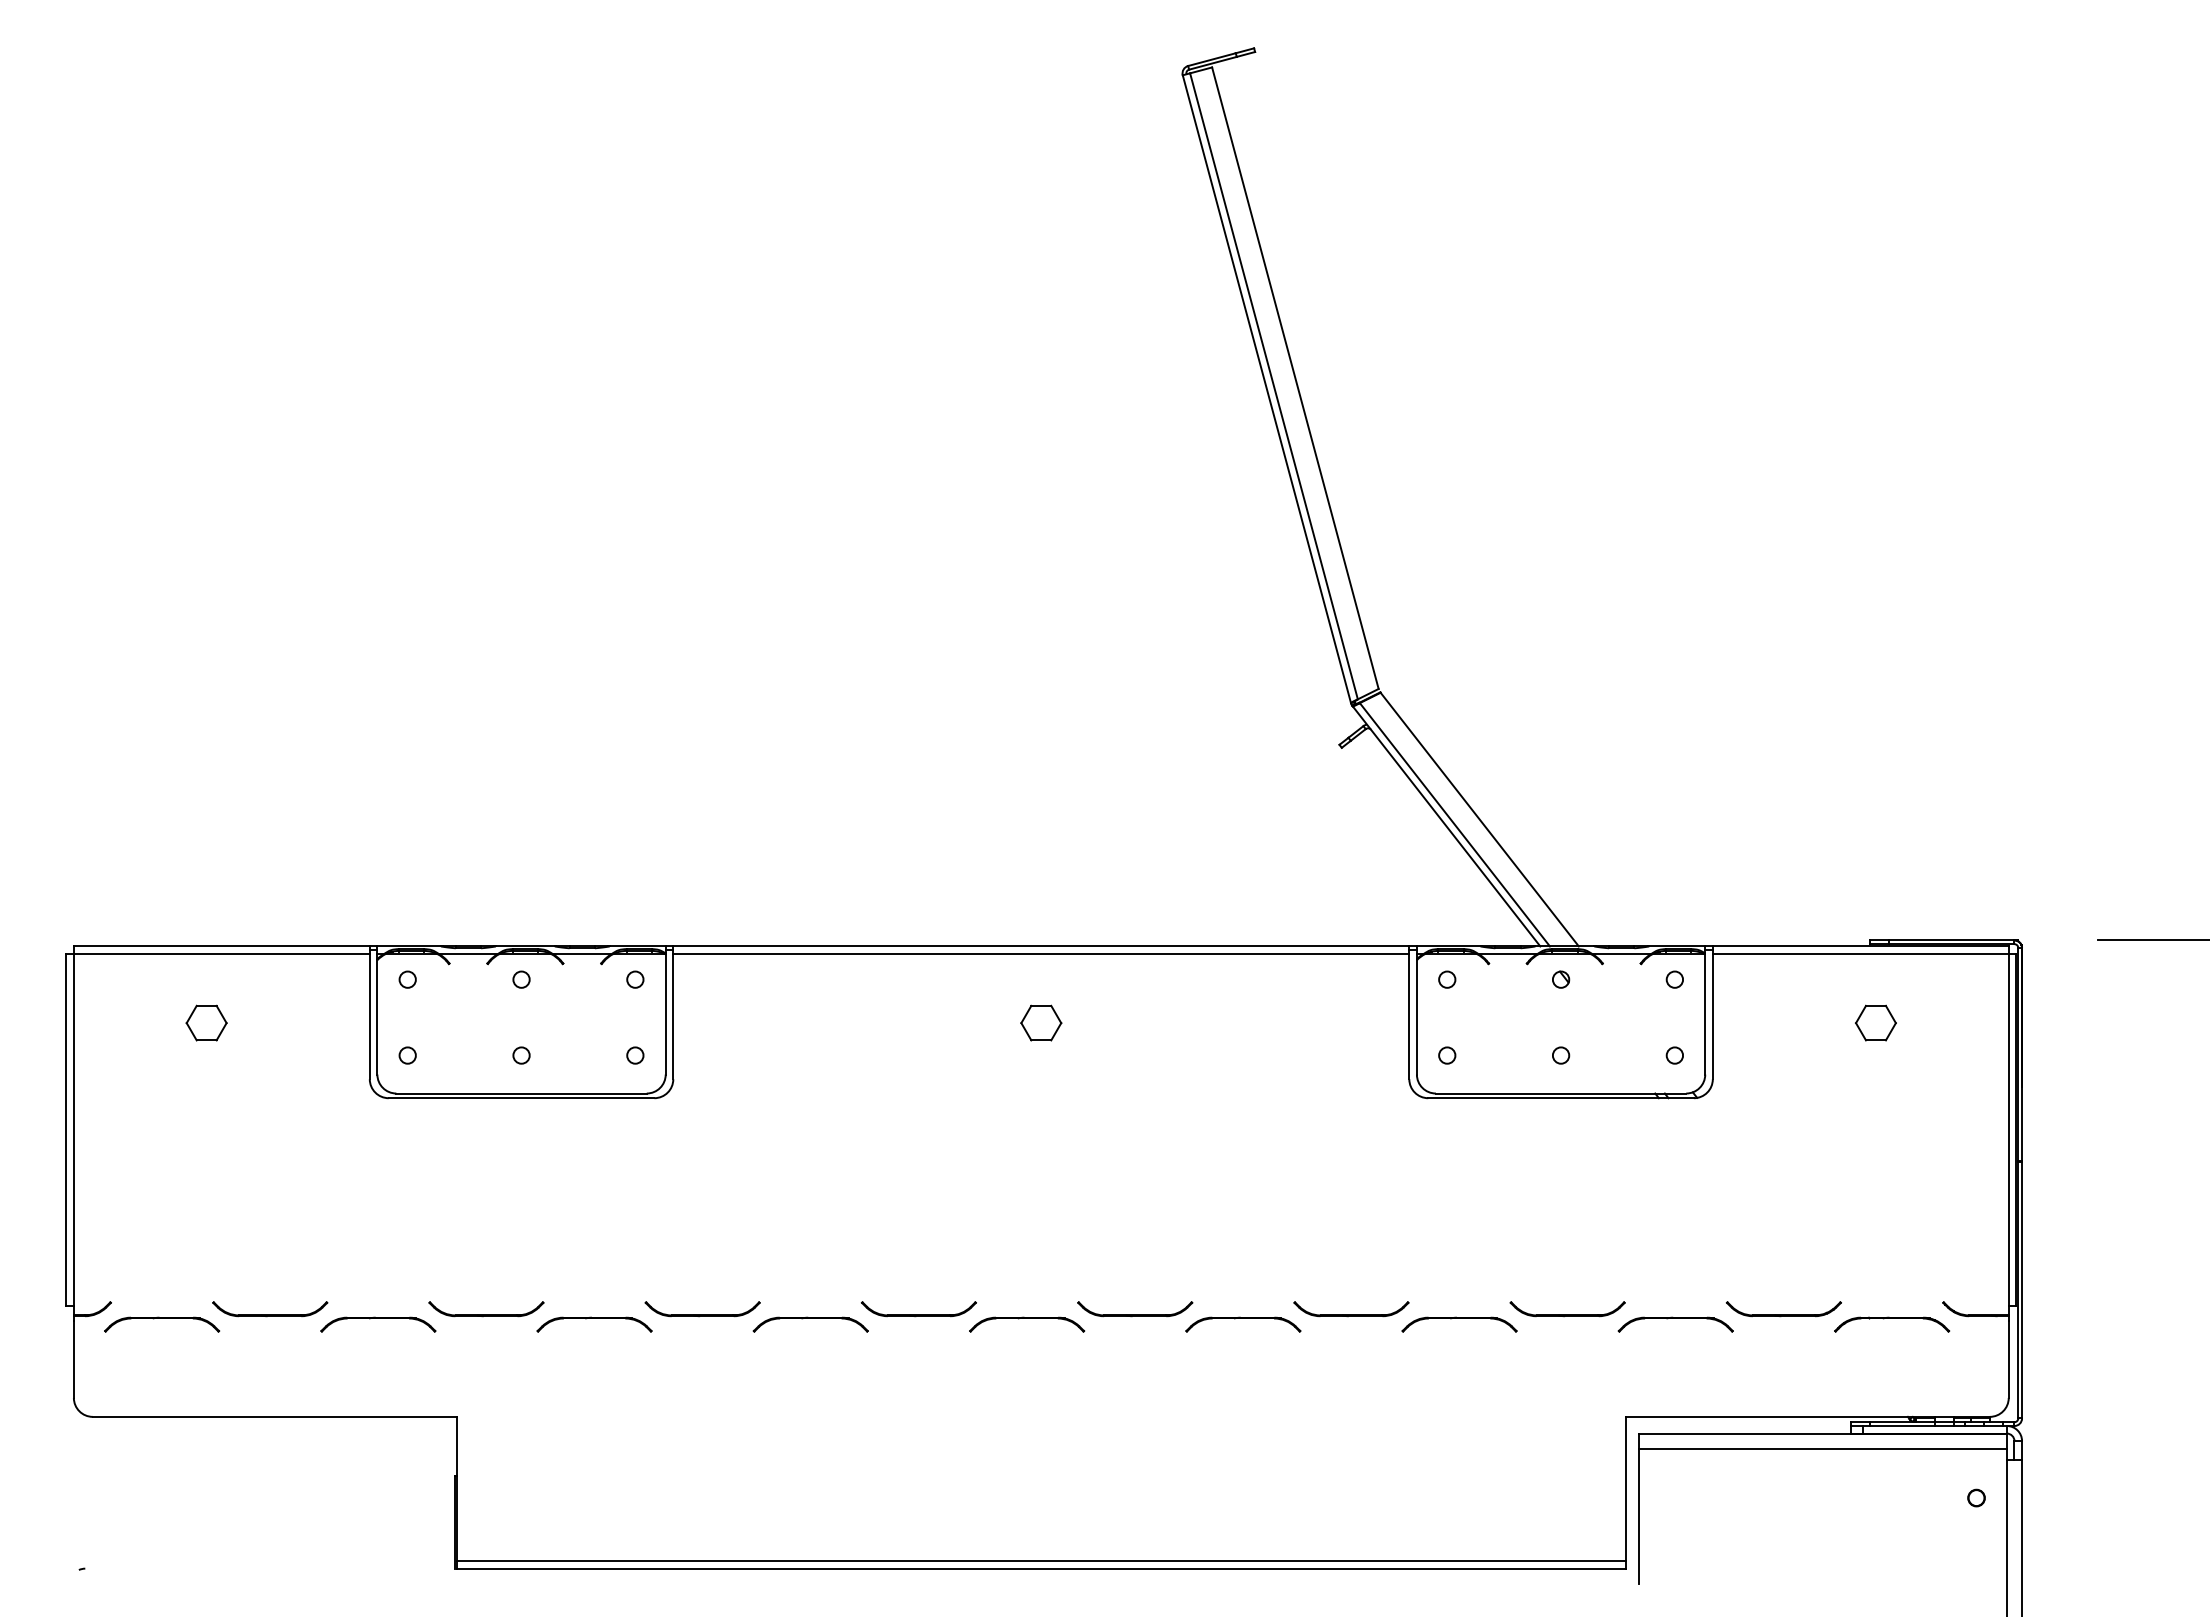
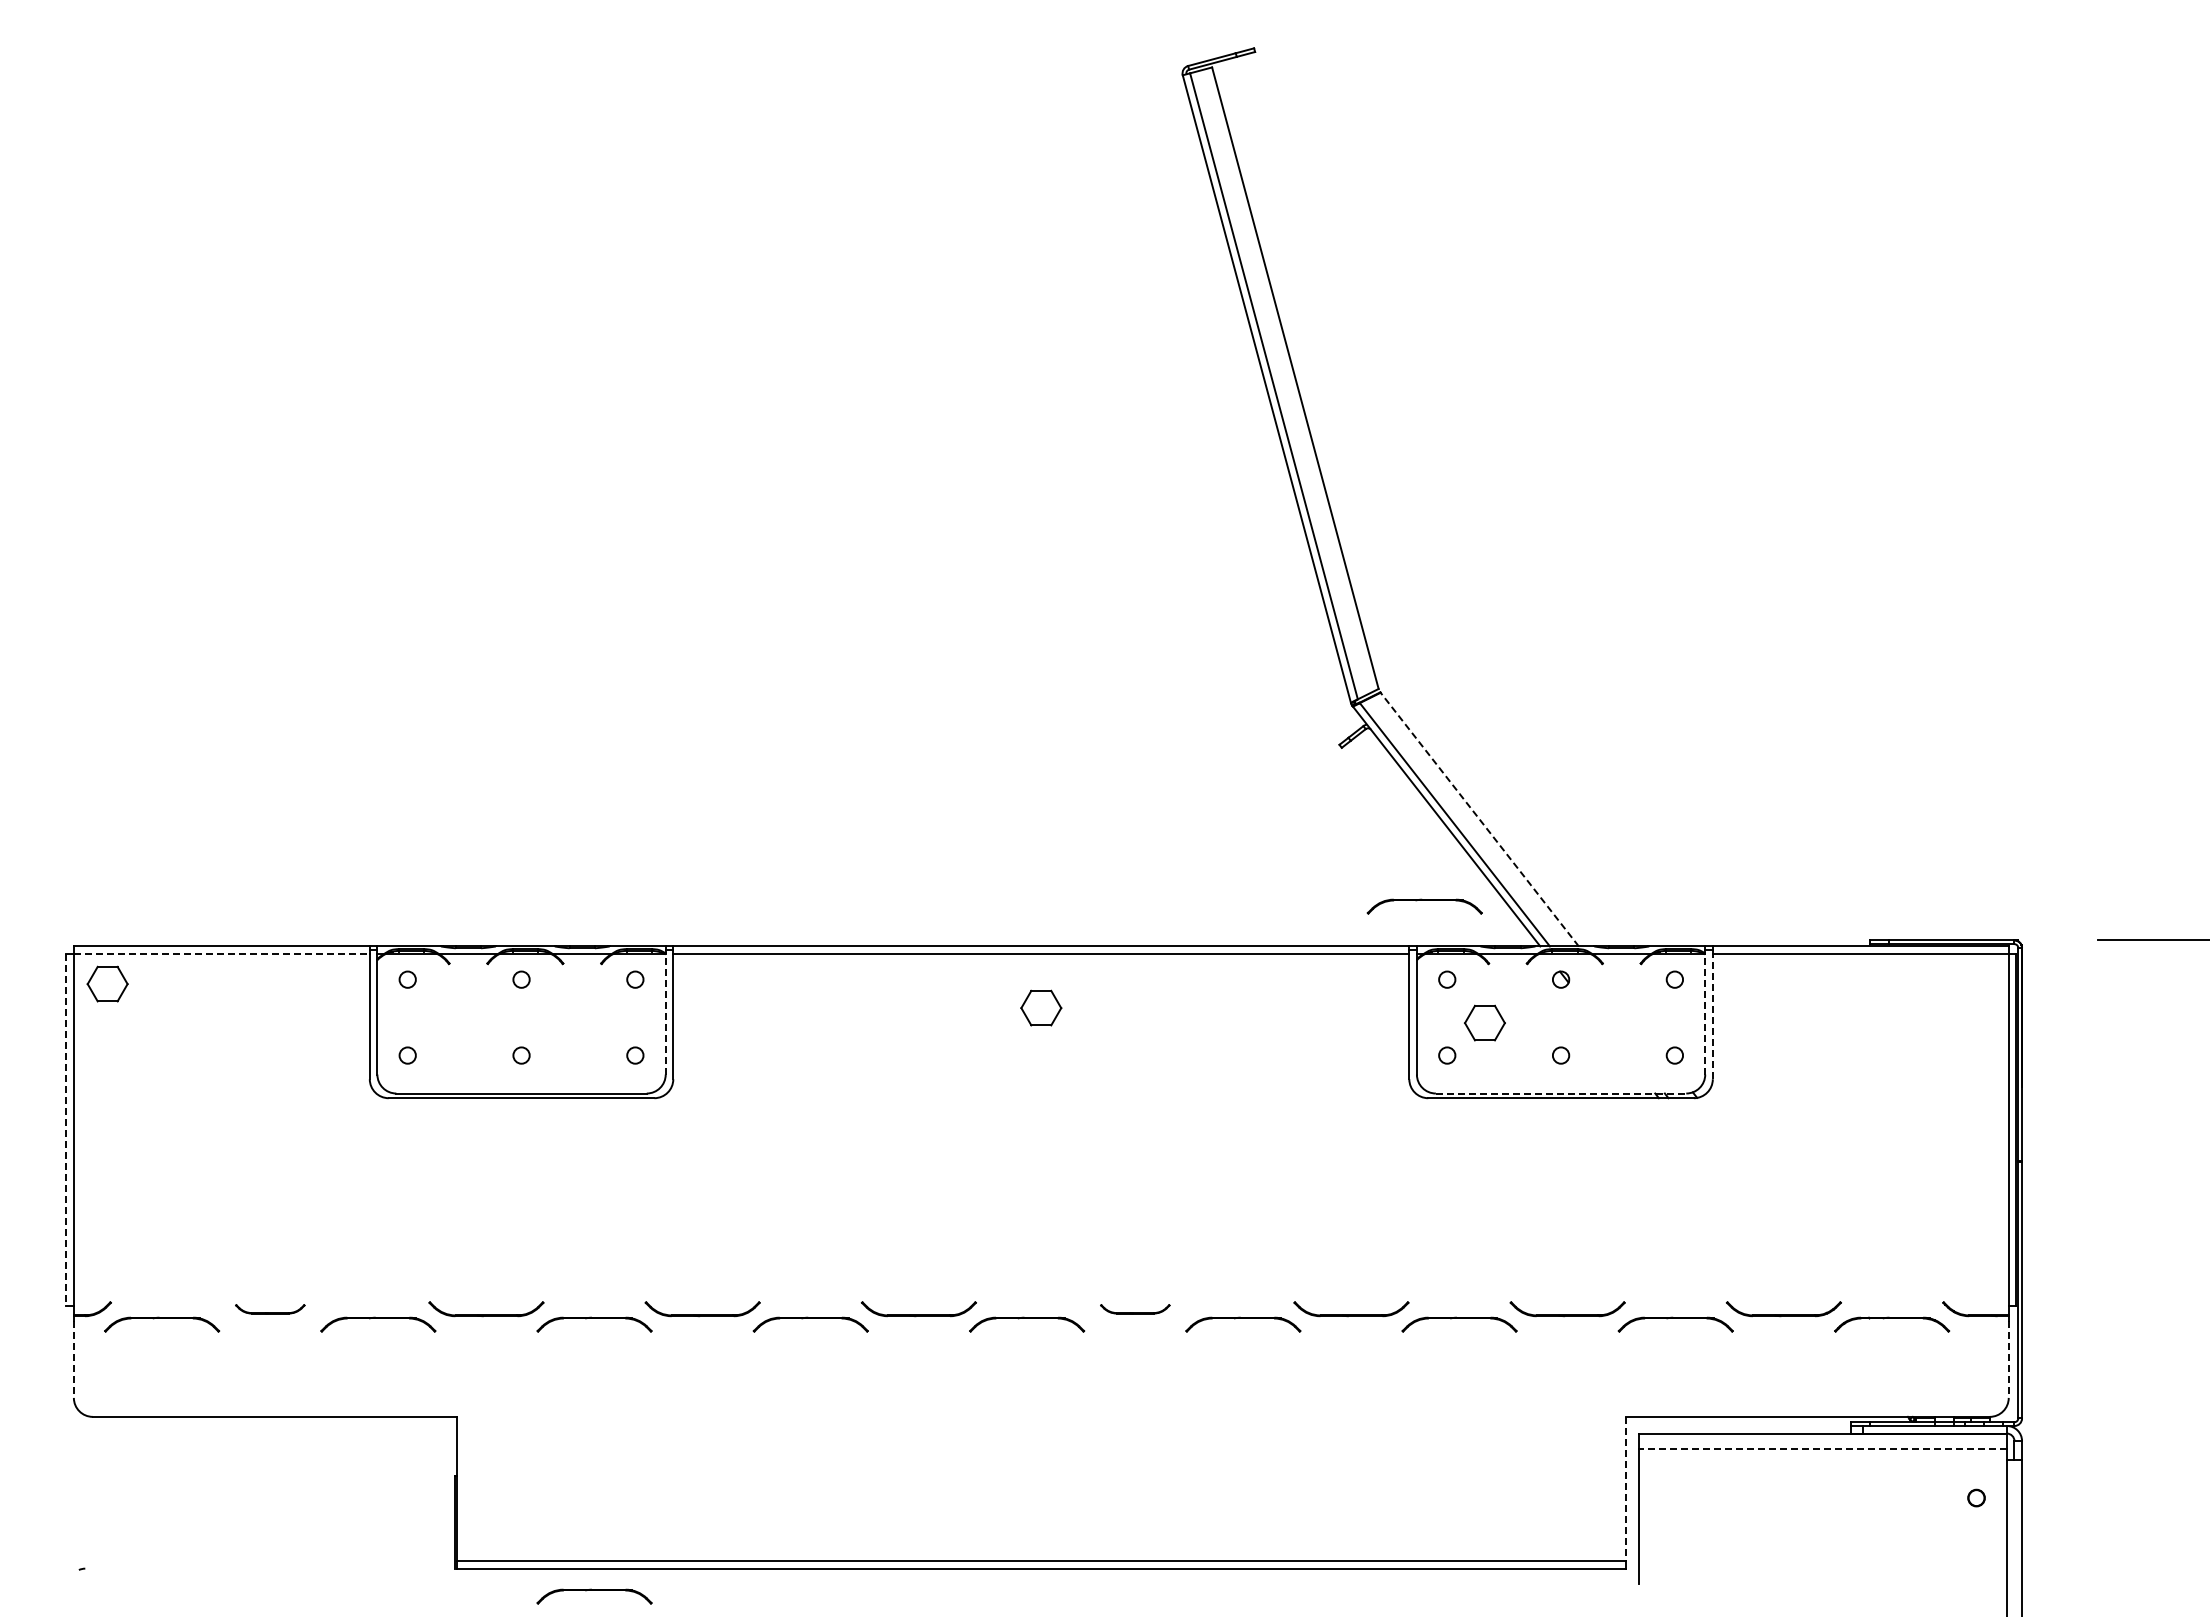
line: solid -> dashed (1479, 819)
part: none -> present (1424, 906)
line: solid -> dashed (221, 954)
line: solid -> dashed (665, 1013)
line: solid -> dashed (1705, 1013)
line: solid -> dashed (1712, 1016)
part position: (206, 1022) -> (107, 983) (107, 983)
part position: (1041, 1022) -> (1041, 1007) (1041, 1007)
part position: (1875, 1022) -> (1484, 1022) (1484, 1022)
line: solid -> dashed (1561, 1093)
line: solid -> dashed (66, 1130)
part size: 117x17 px -> 71x11 px (270, 1309)
part size: 117x17 px -> 71x11 px (1135, 1309)
line: solid -> dashed (73, 1360)
line: solid -> dashed (2008, 1360)
line: solid -> dashed (1822, 1449)
line: solid -> dashed (1625, 1489)
part: none -> present (594, 1596)
